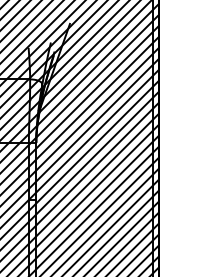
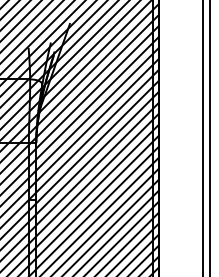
line: none -> present (203, 137)
line: none -> present (209, 137)
